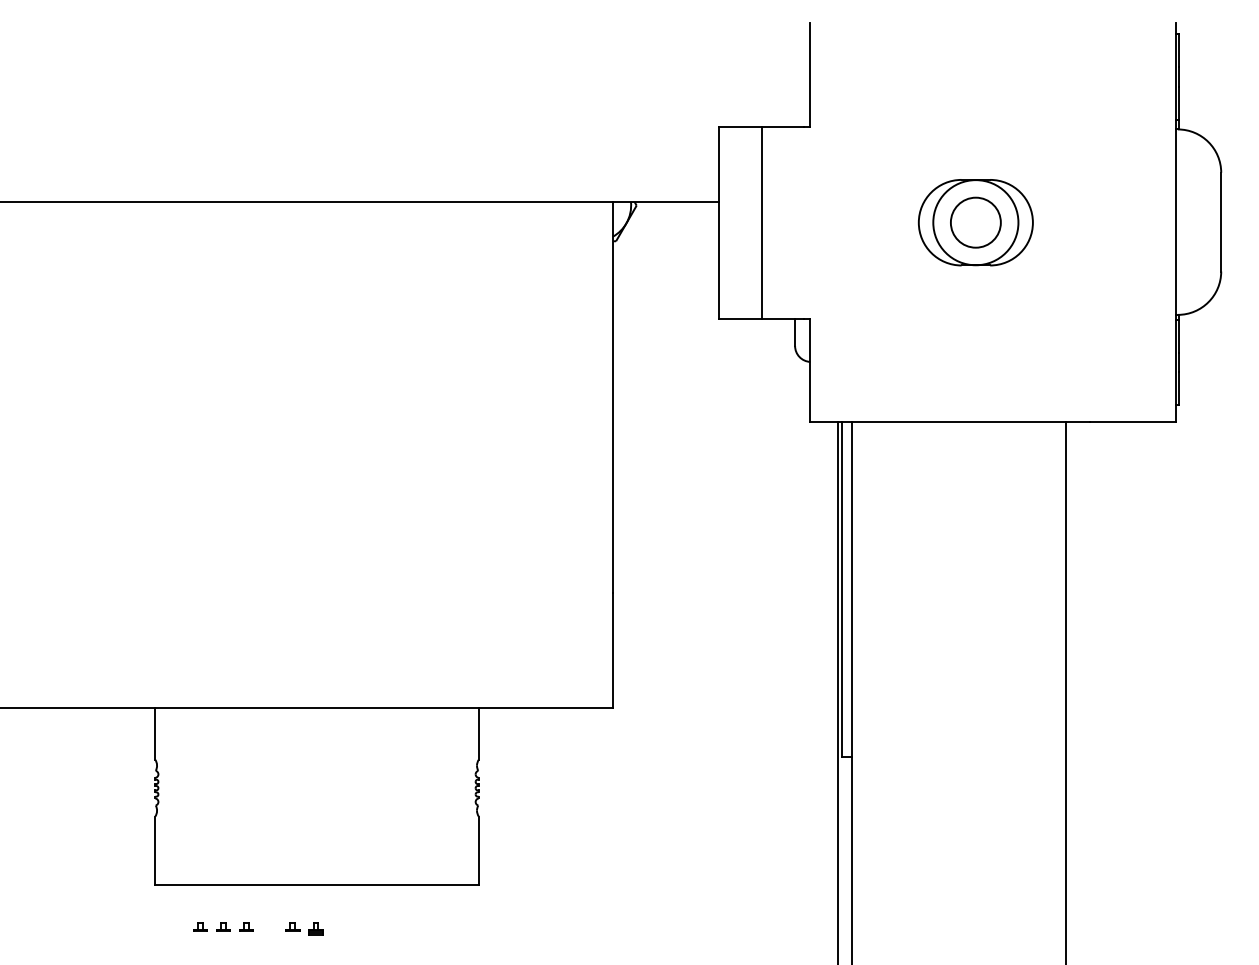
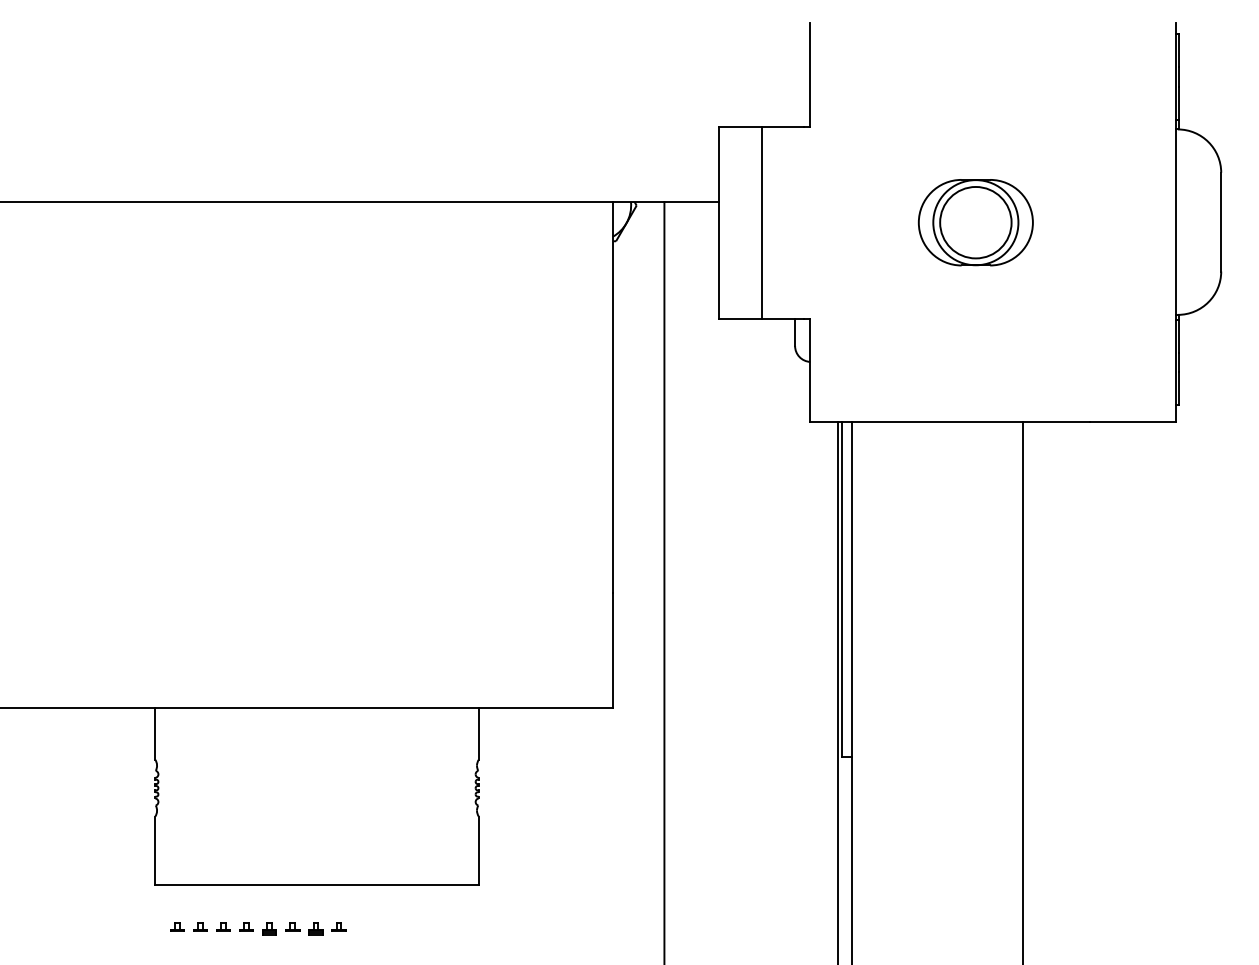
circle diameter: 50 px -> 71 px (975, 222)
line: none -> present (664, 581)
line position: (1066, 691) -> (1023, 691) (1023, 691)
part: none -> present (177, 926)
part: none -> present (338, 926)
part: none -> present (269, 928)
